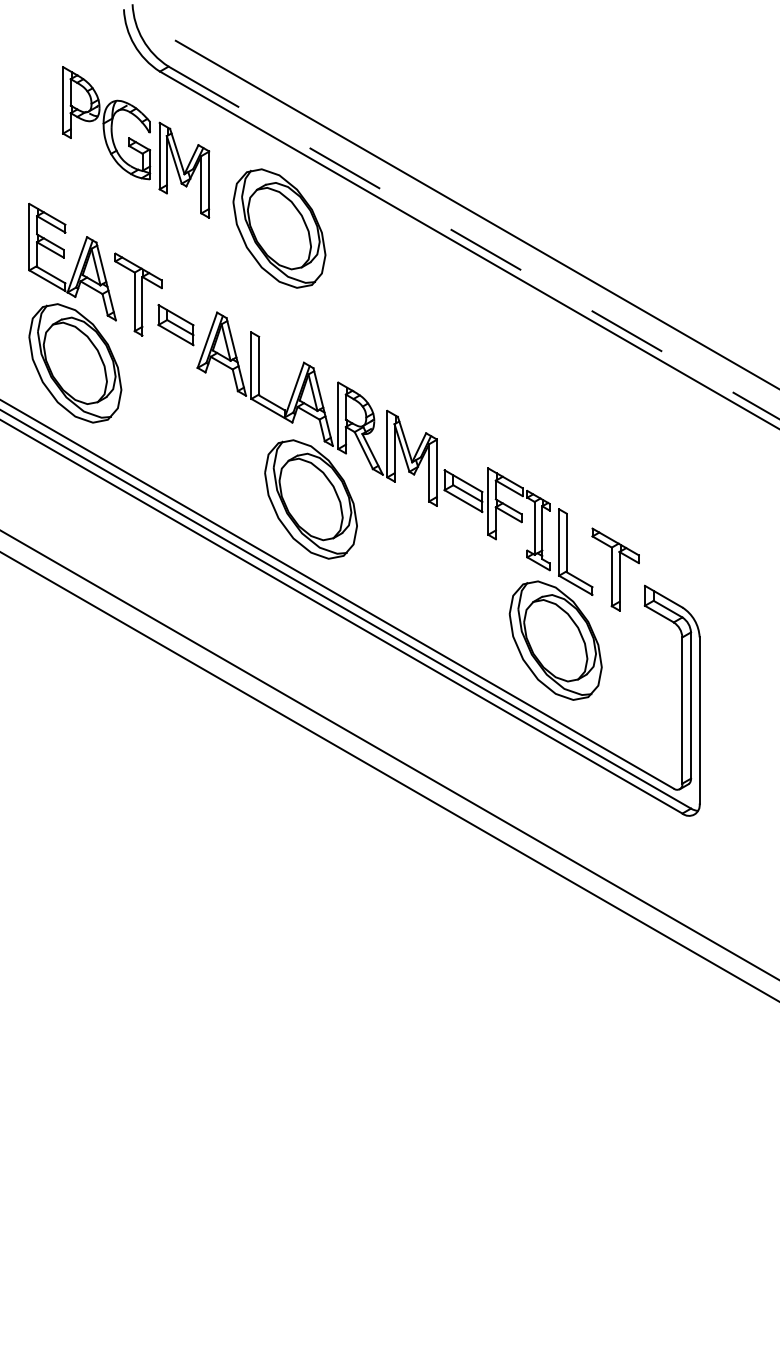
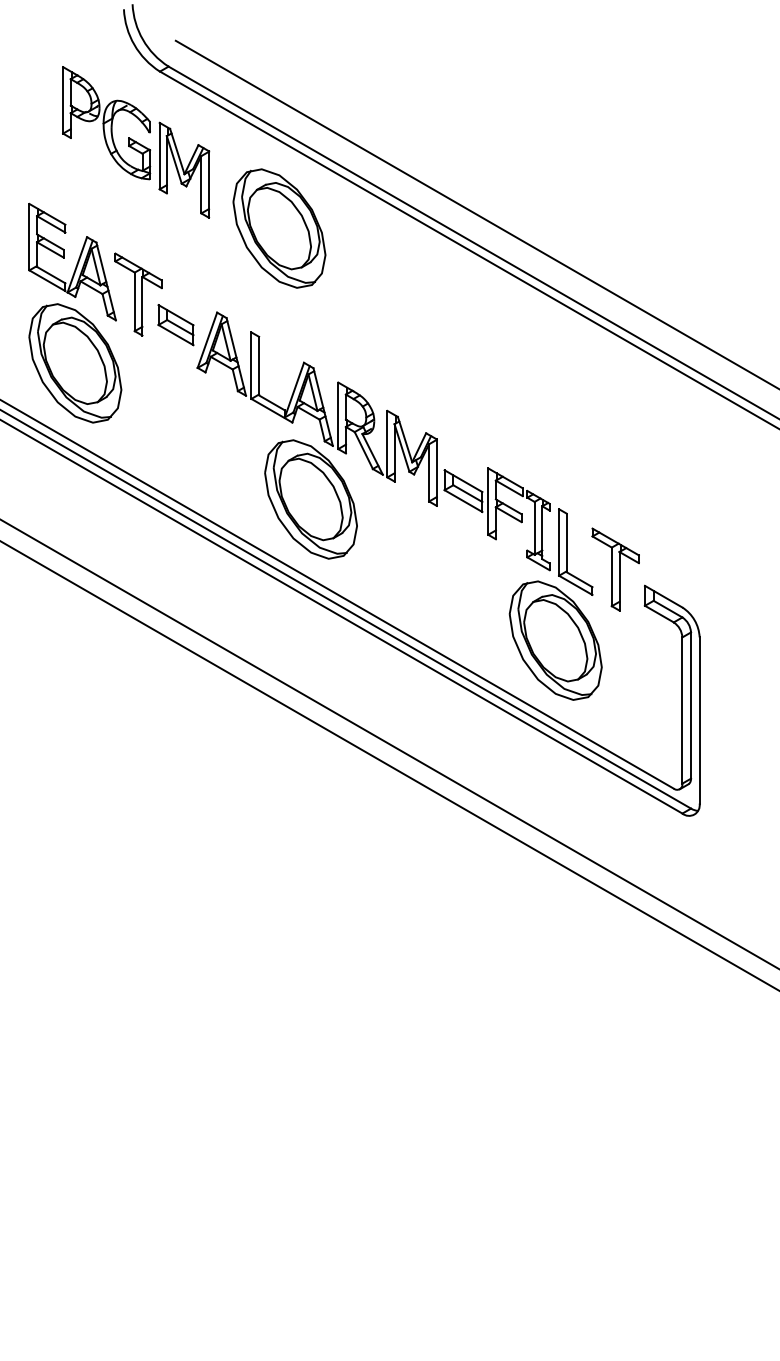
line: dashed -> solid (474, 242)
line position: (389, 754) -> (389, 743) (389, 743)
line position: (389, 776) -> (389, 765) (389, 765)
